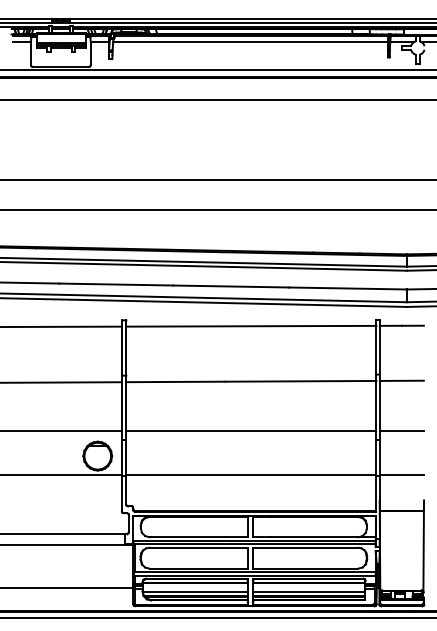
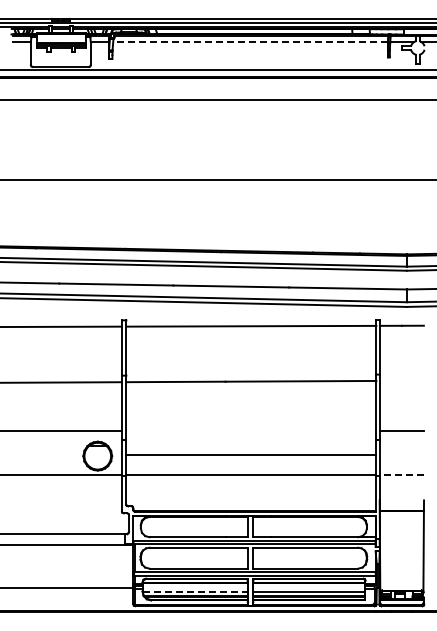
line: solid -> dashed (250, 42)
line: present -> none (217, 210)
line: present -> none (401, 380)
line position: (251, 431) -> (251, 455) (251, 455)
line: solid -> dashed (401, 474)
line: solid -> dashed (195, 591)
line: present -> none (217, 617)
